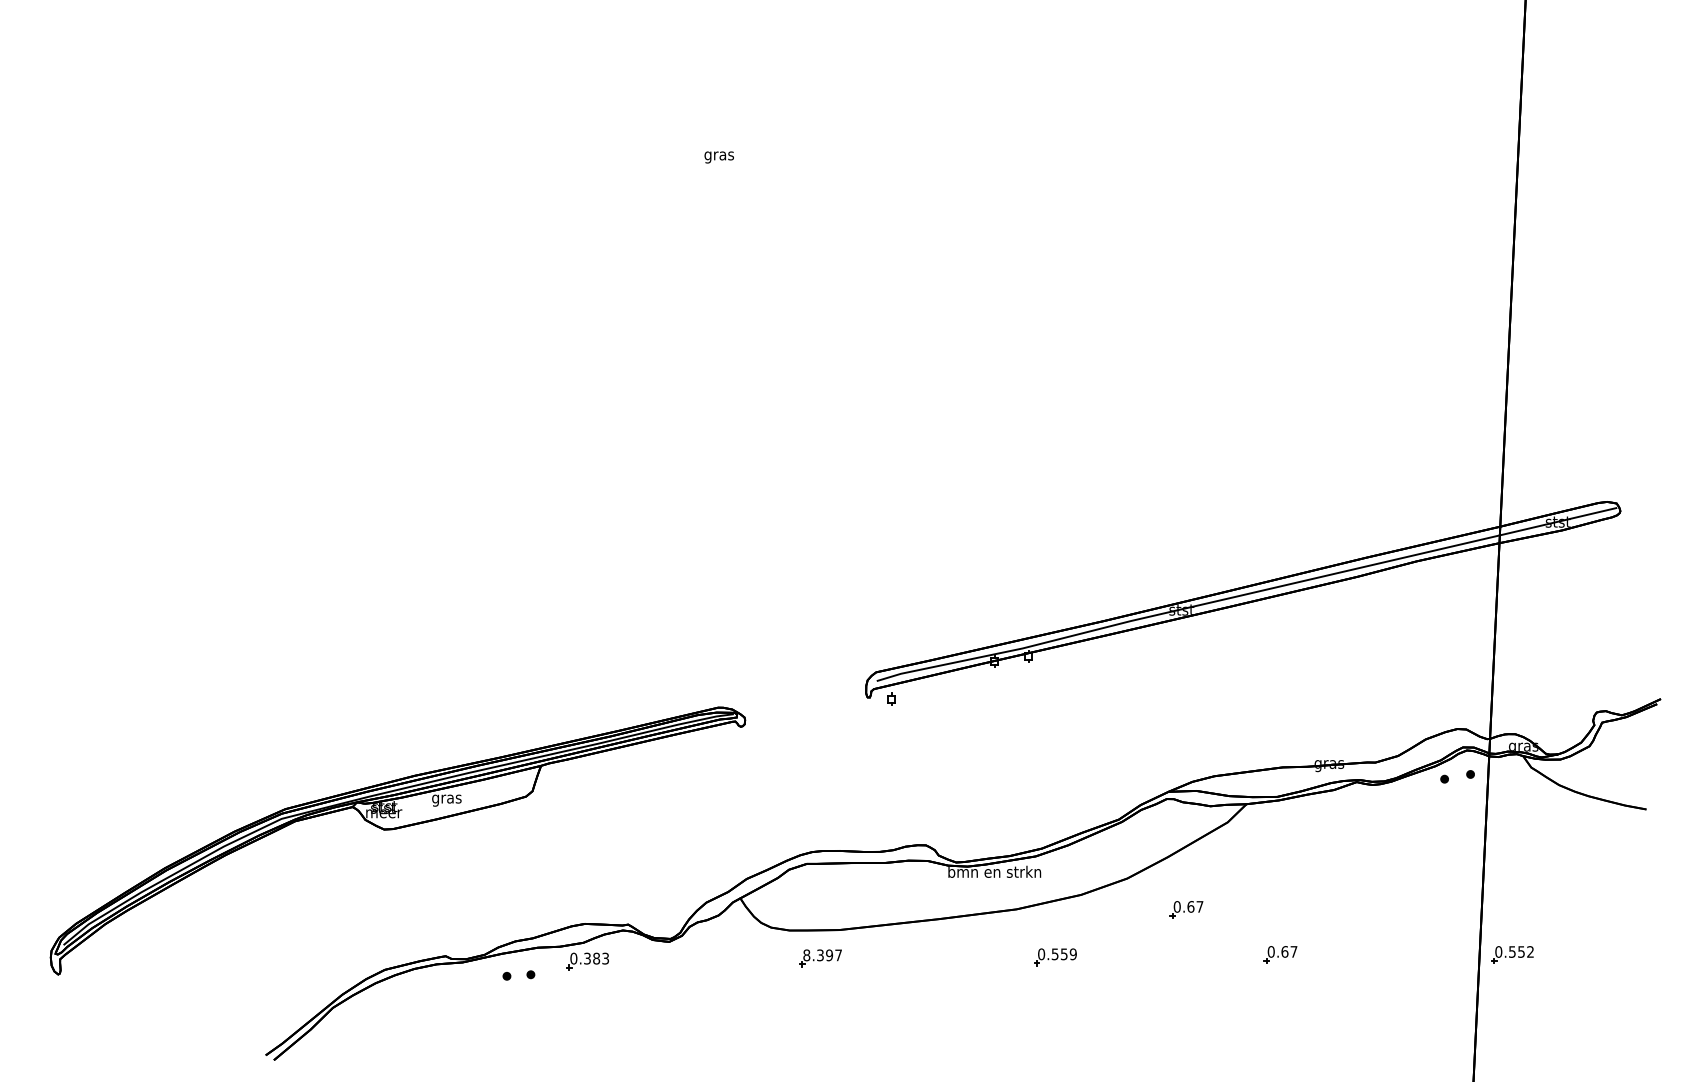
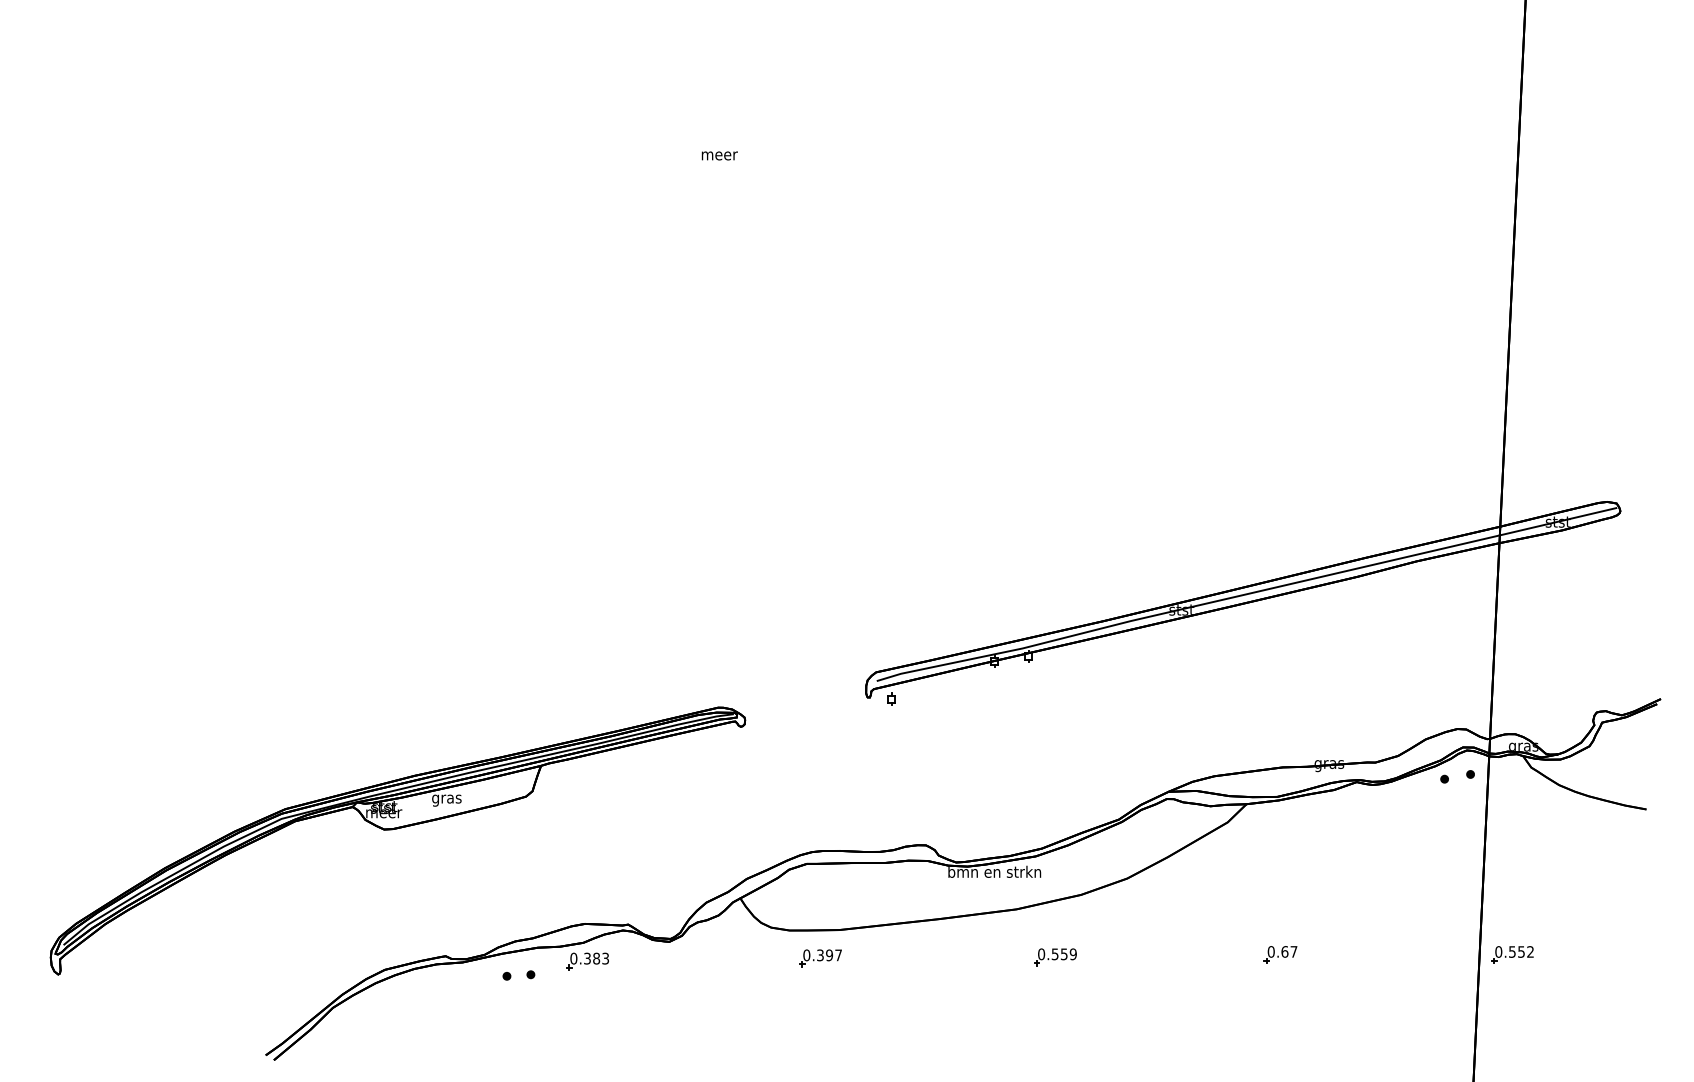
text: gras -> meer (719, 157)
part: present -> none (1186, 909)
text: 8.397 -> 0.397 (806, 954)
